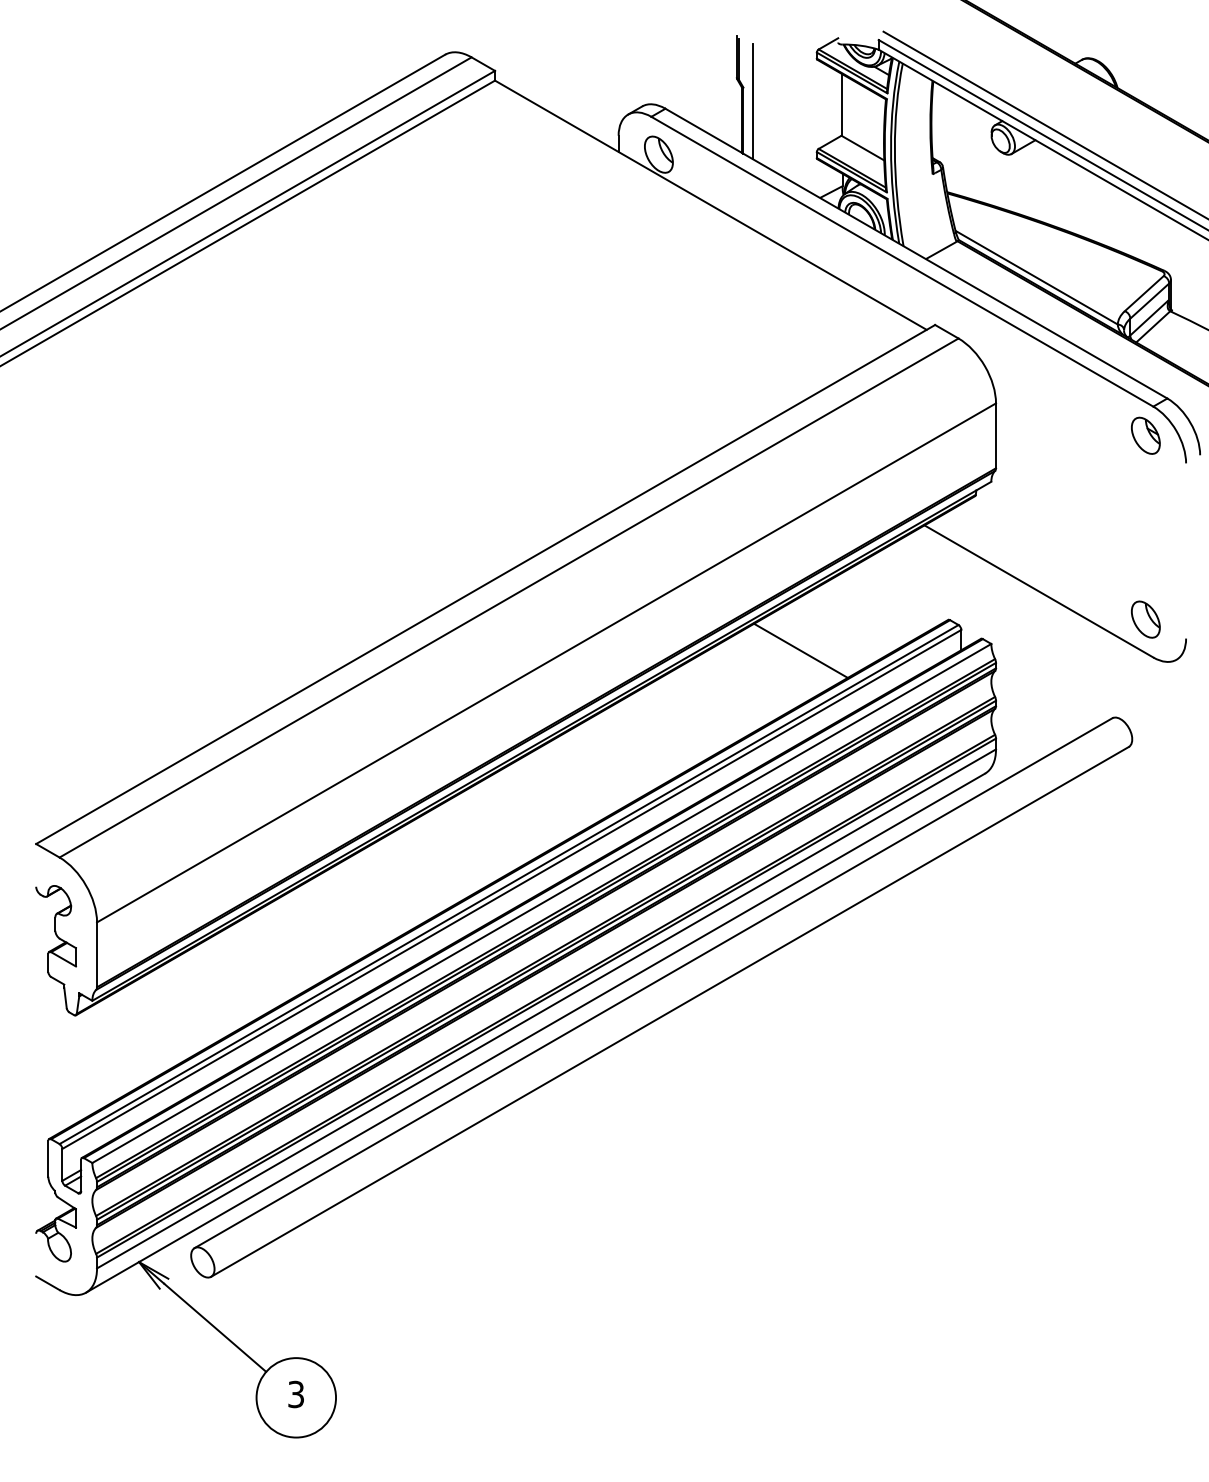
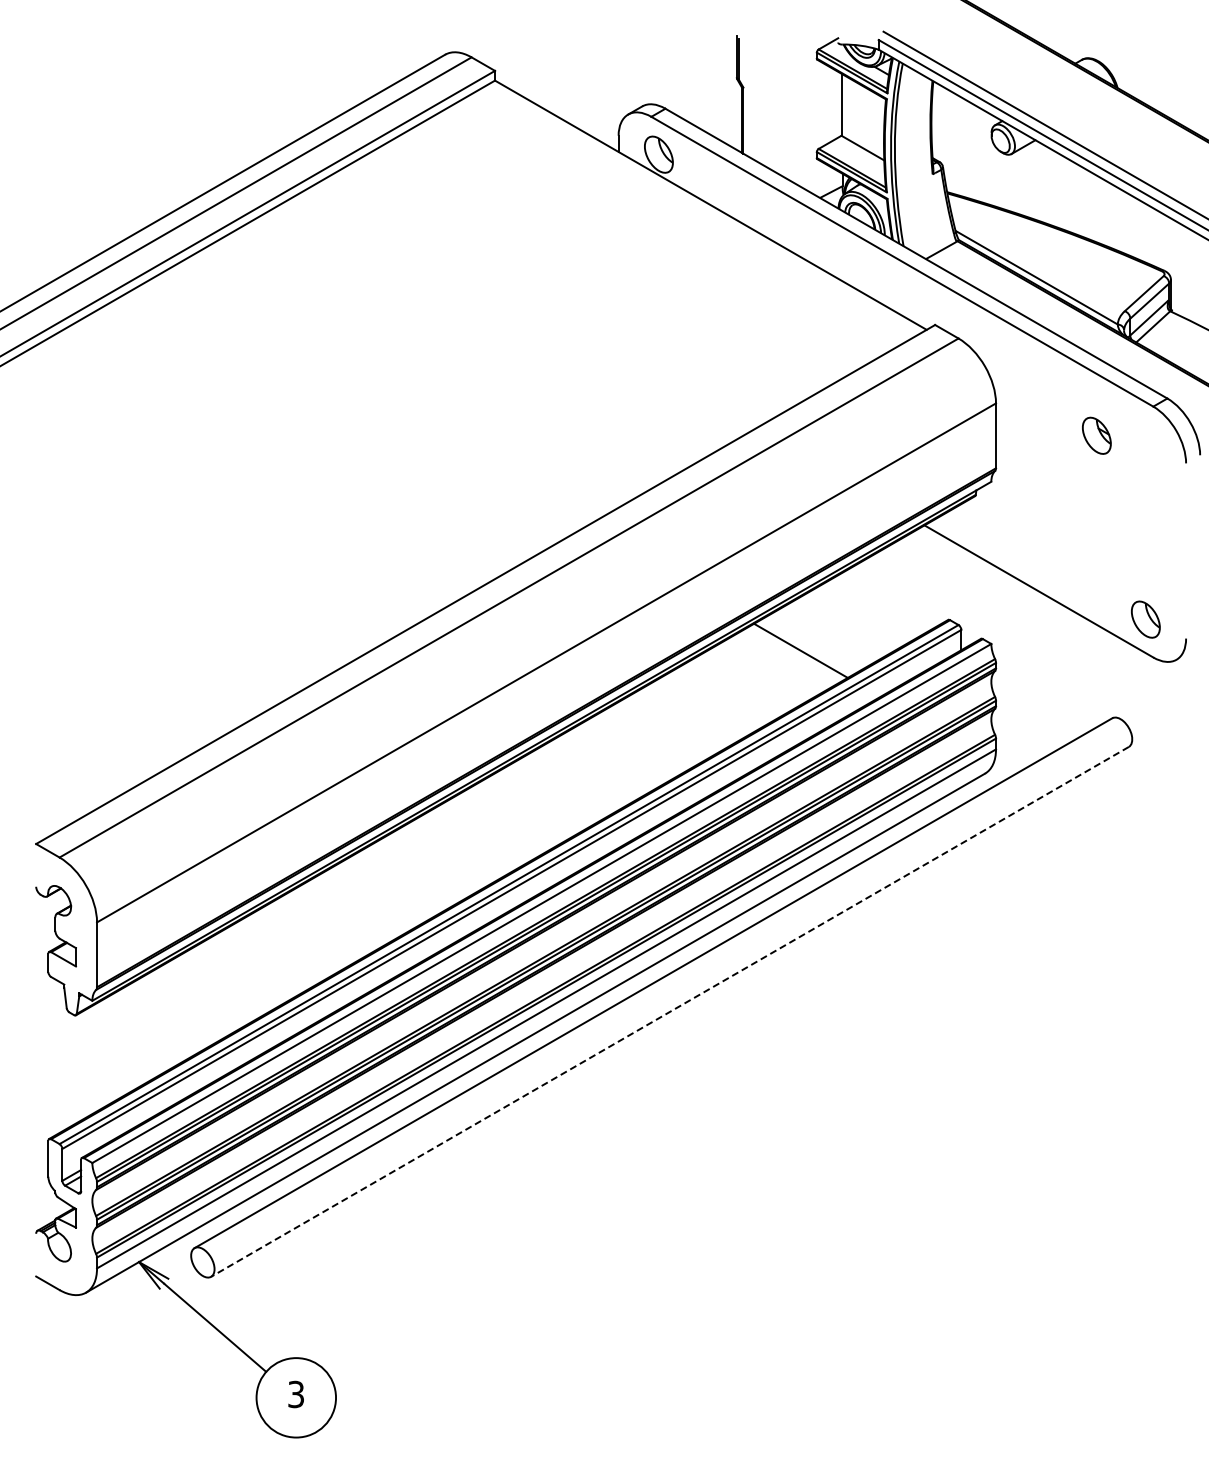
line: present -> none (752, 101)
part position: (1145, 435) -> (1096, 435) (1096, 435)
line: solid -> dashed (669, 1011)
